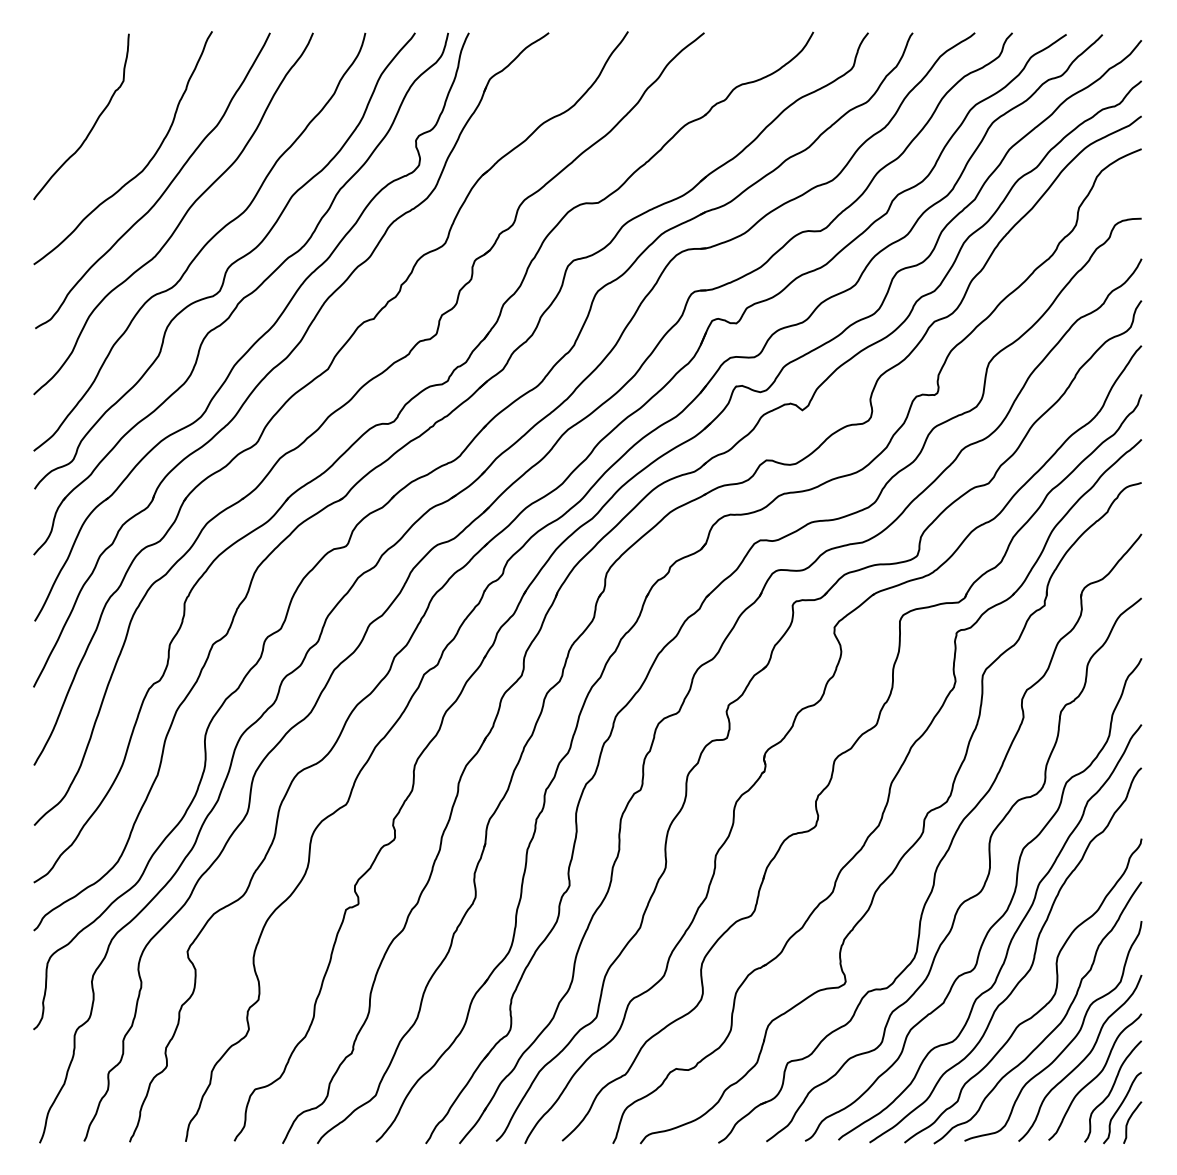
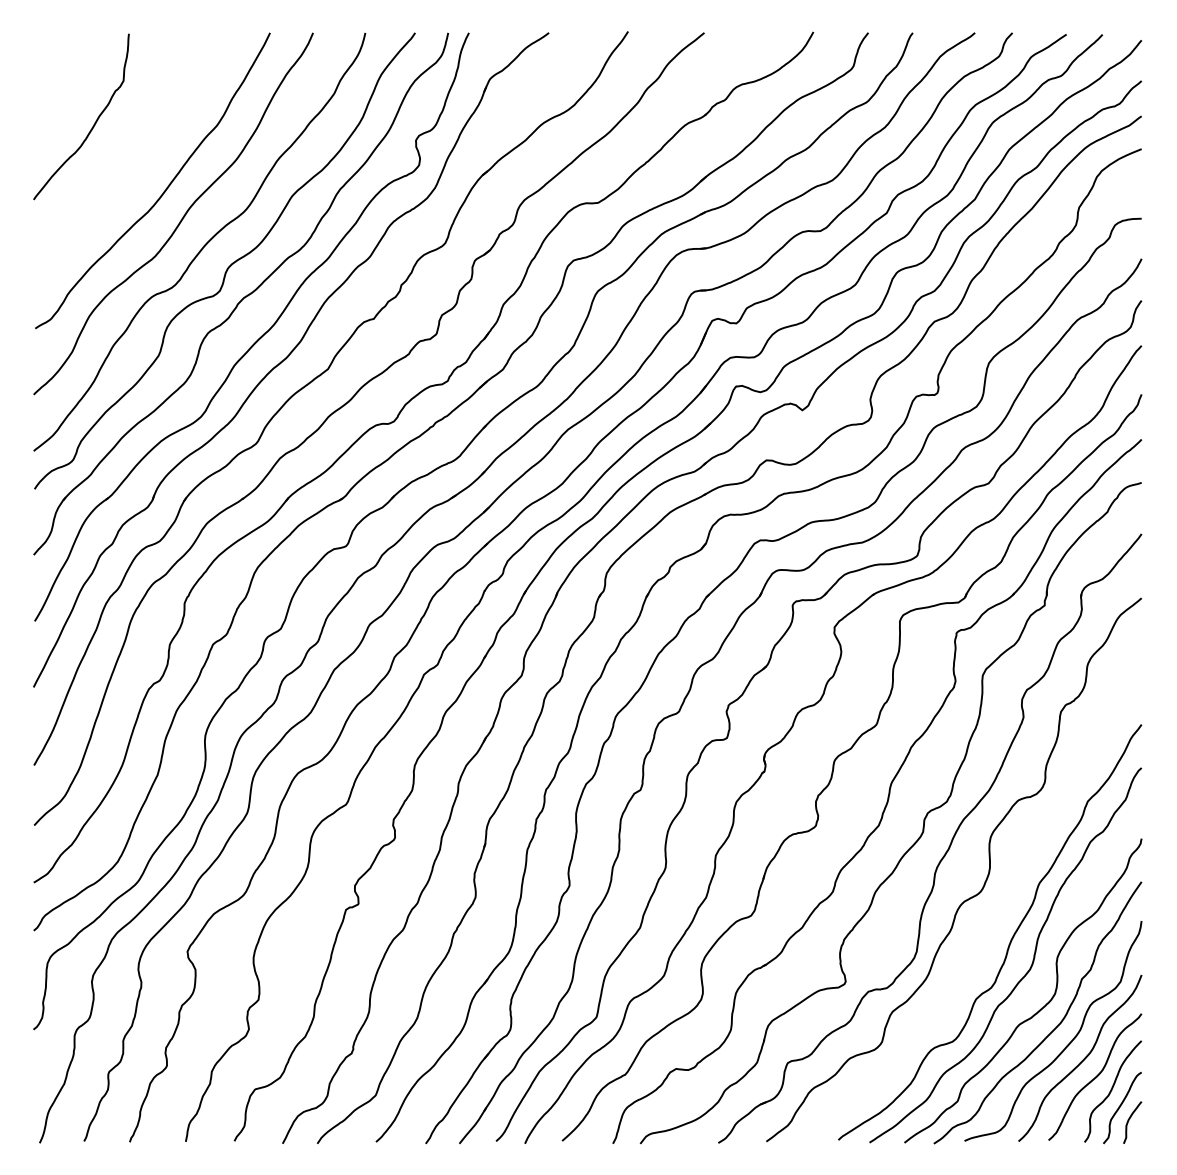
curve: present -> none (145, 165)
curve: present -> none (995, 921)
